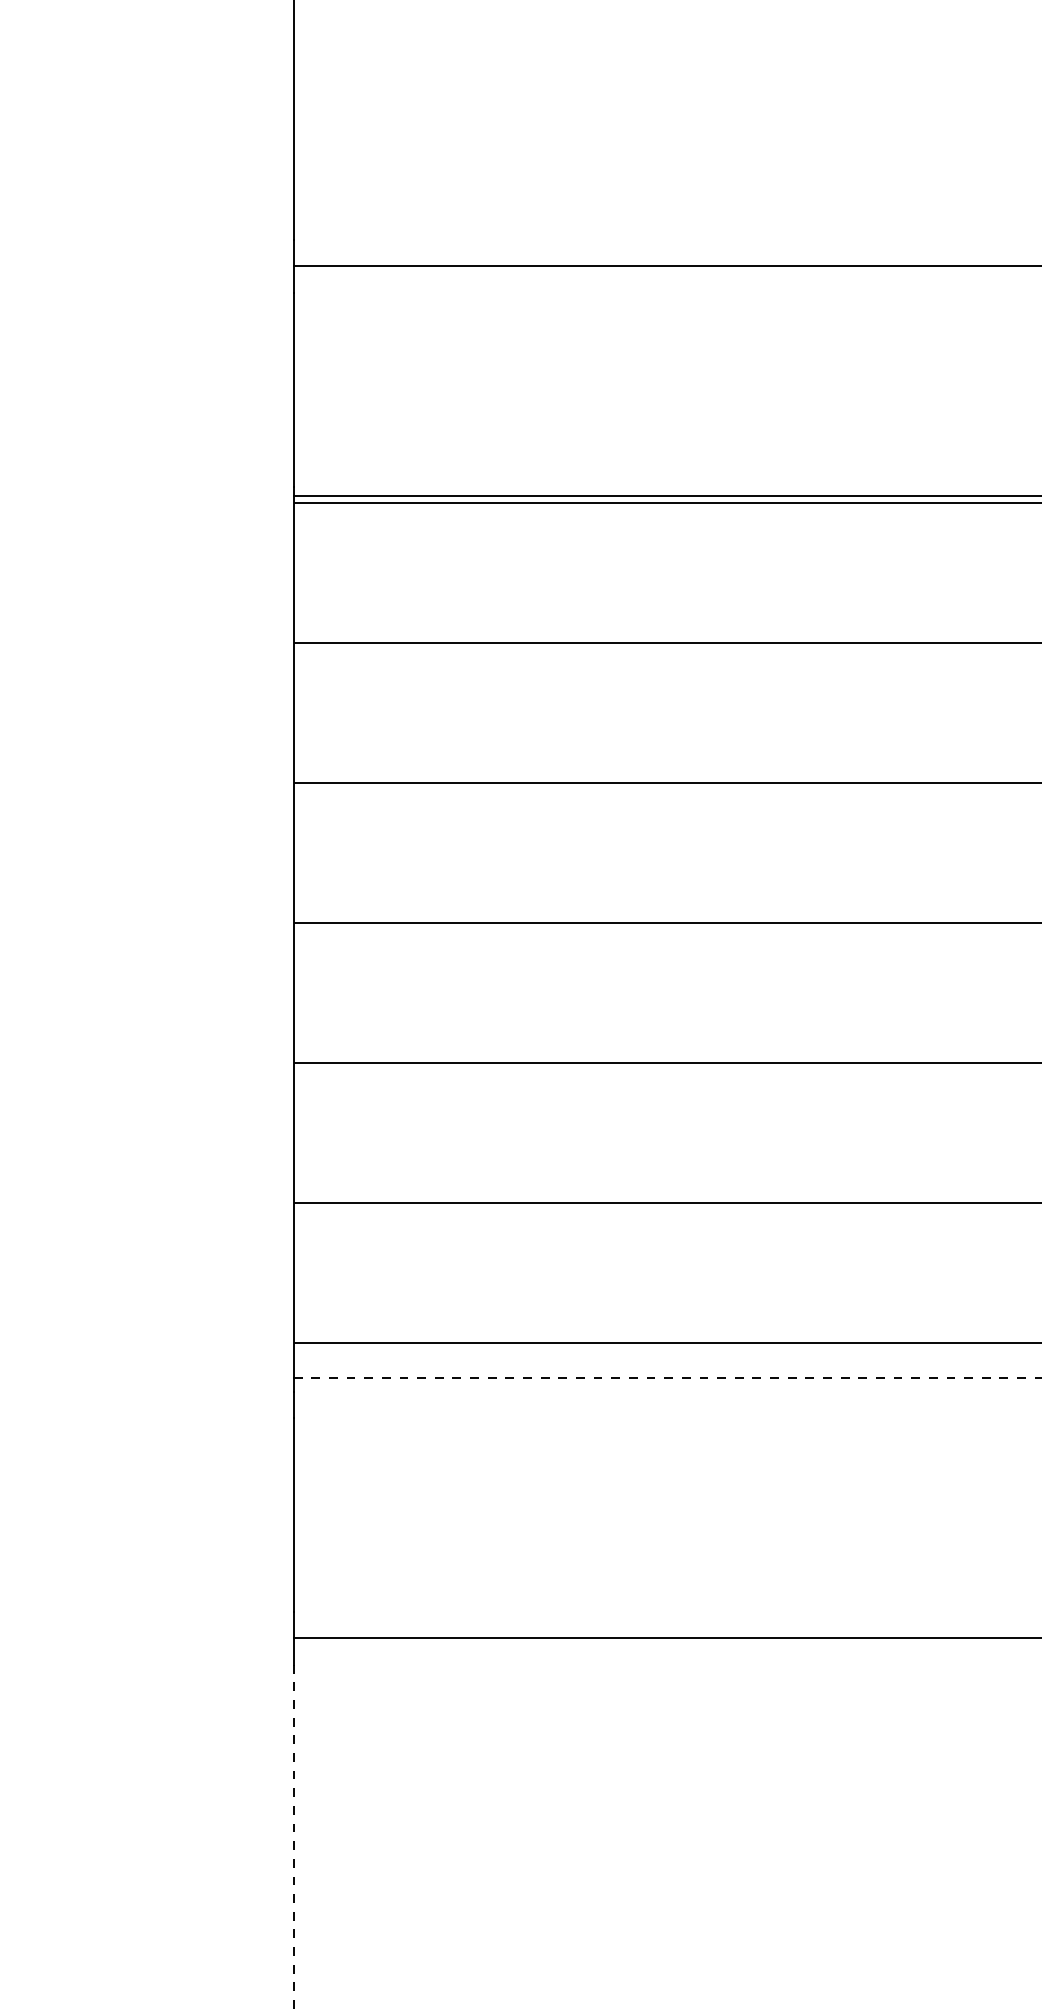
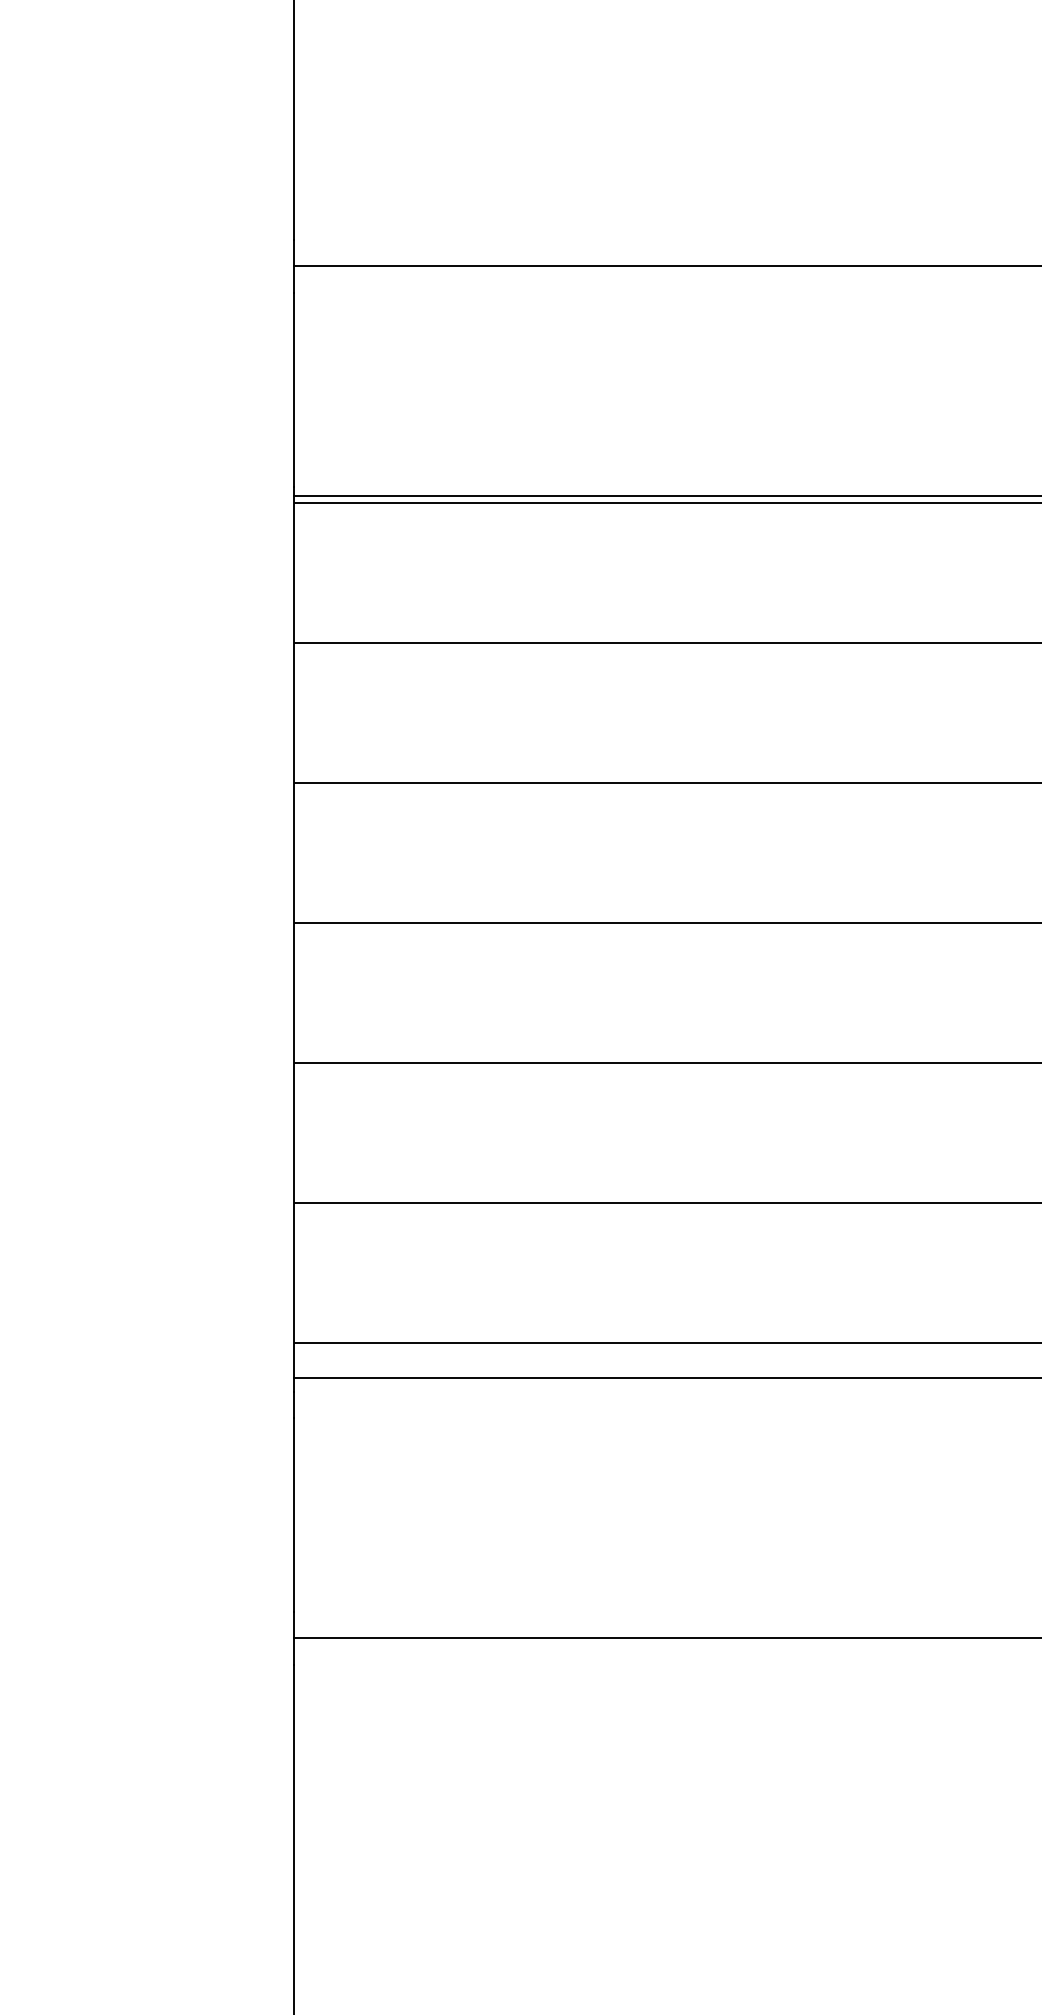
line: dashed -> solid (667, 1378)
line: dashed -> solid (293, 1839)
